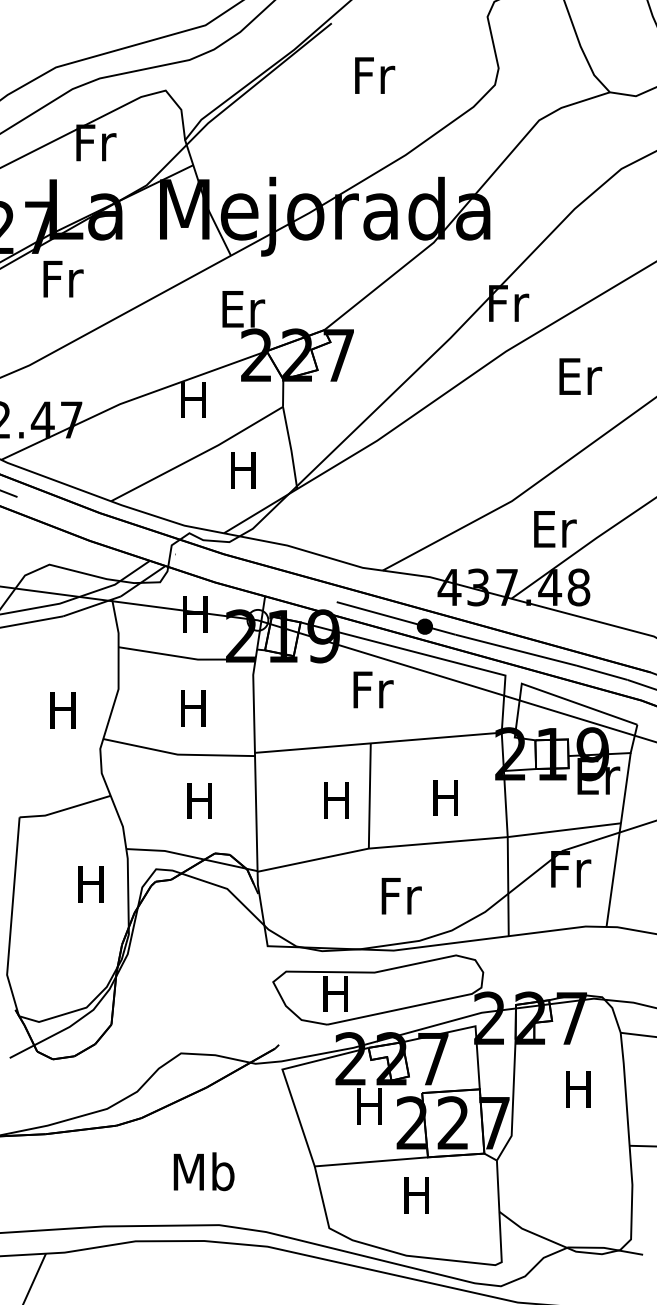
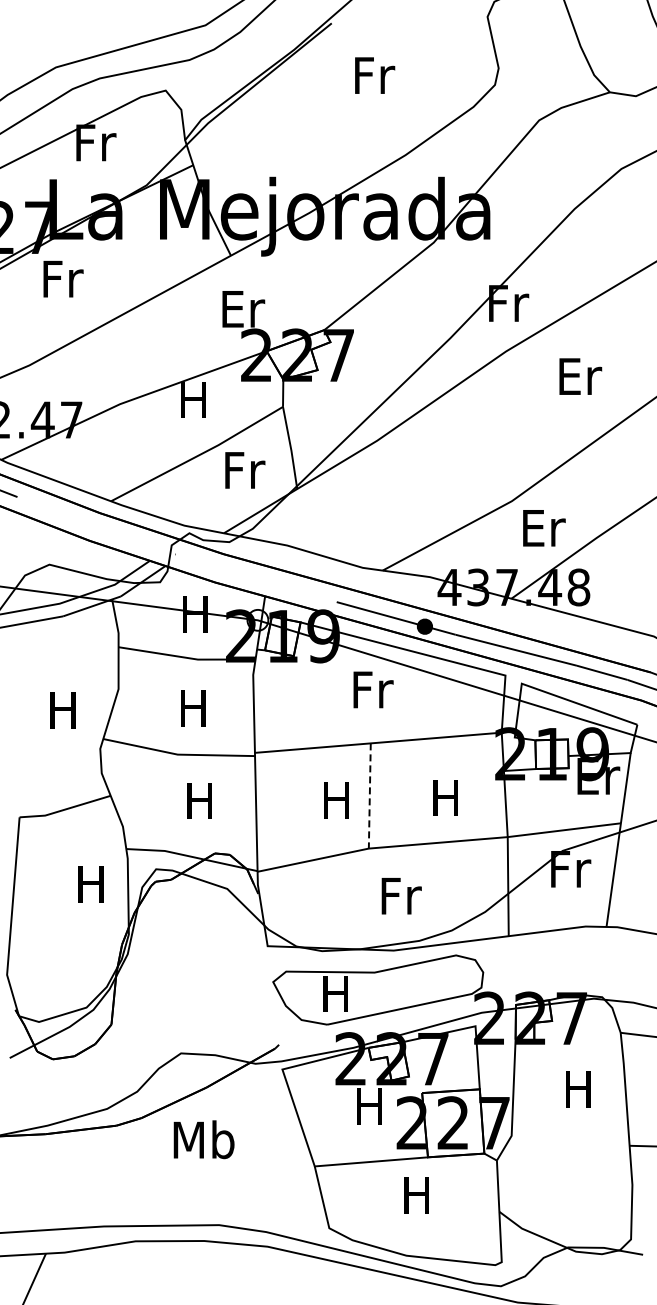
text: H -> Fr (245, 470)
text position: (555, 529) -> (544, 528) (544, 528)
line: solid -> dashed (369, 795)
text position: (203, 1171) -> (203, 1139) (203, 1139)
